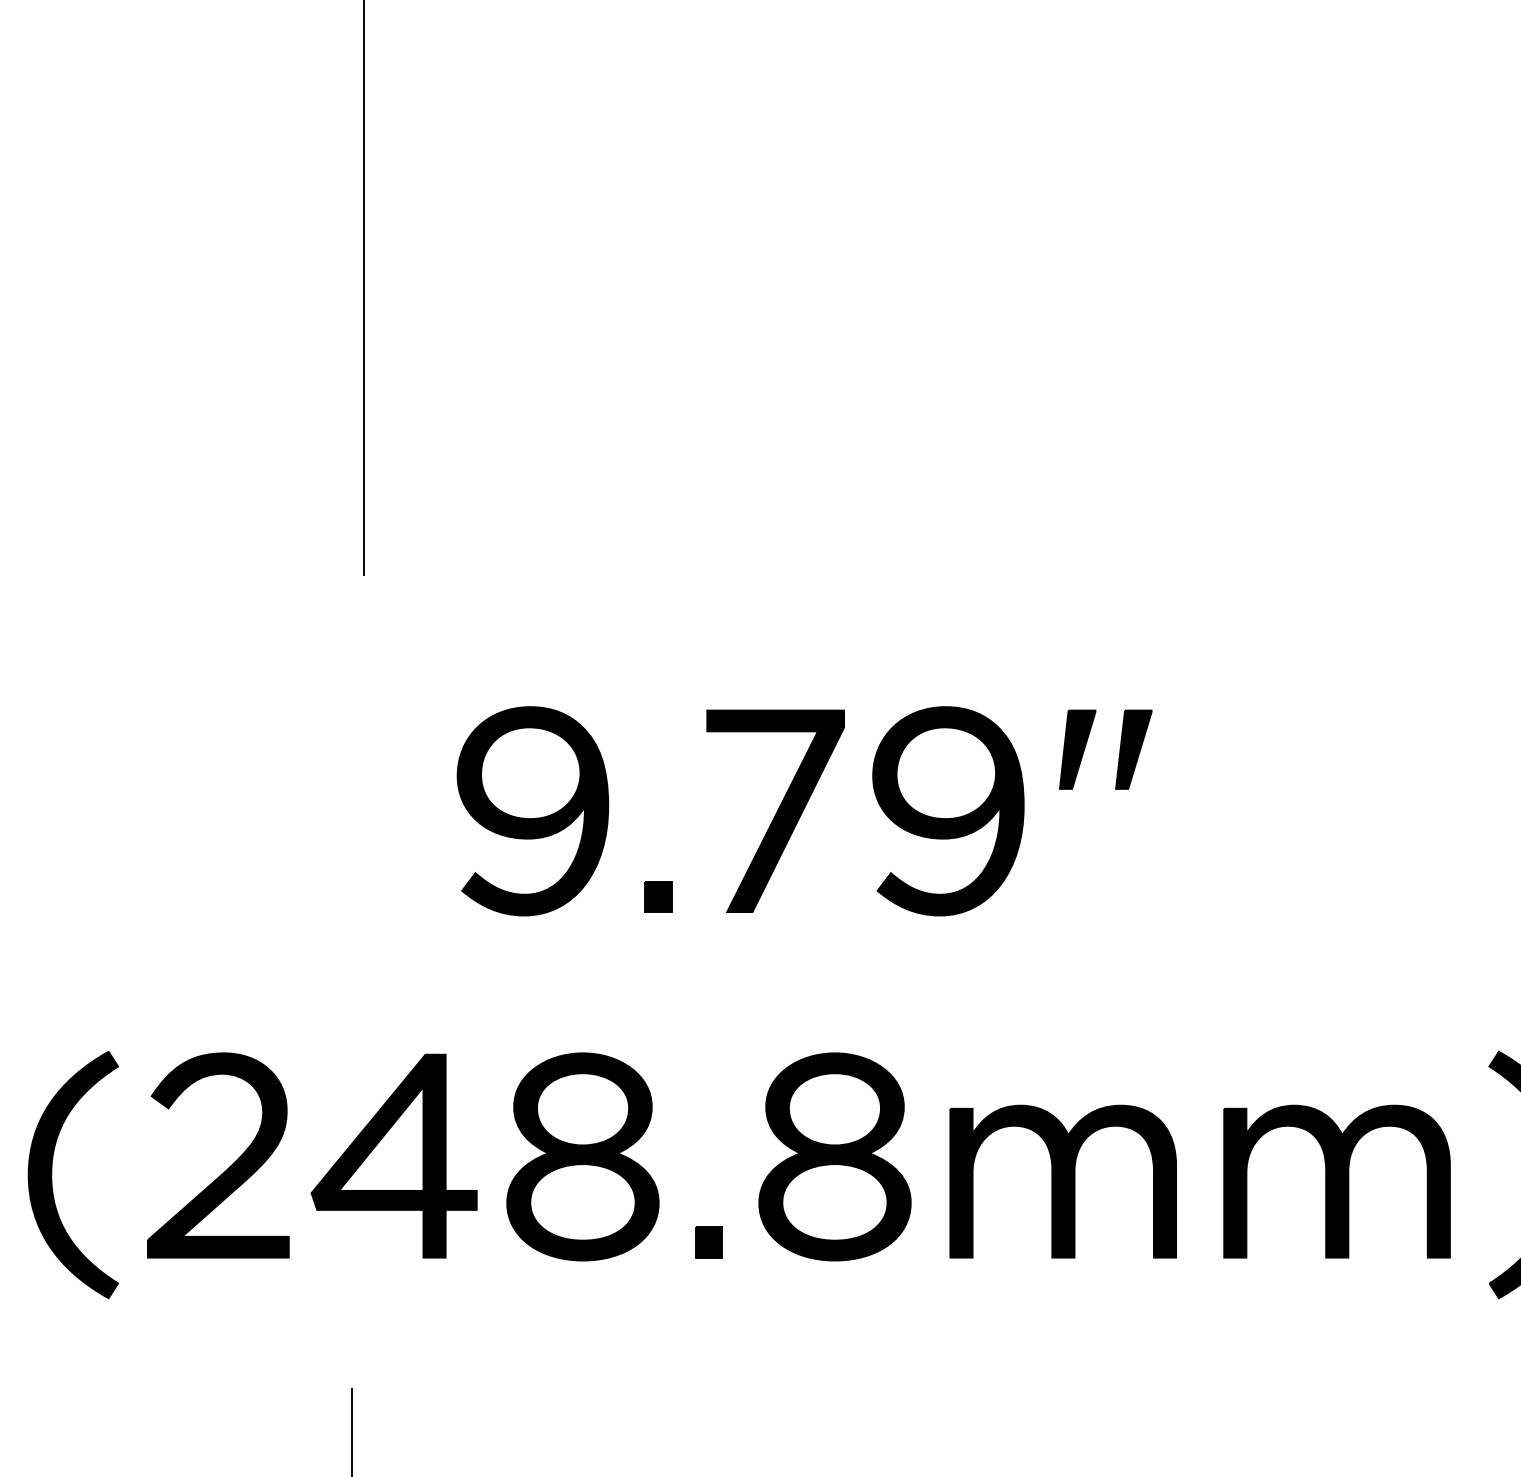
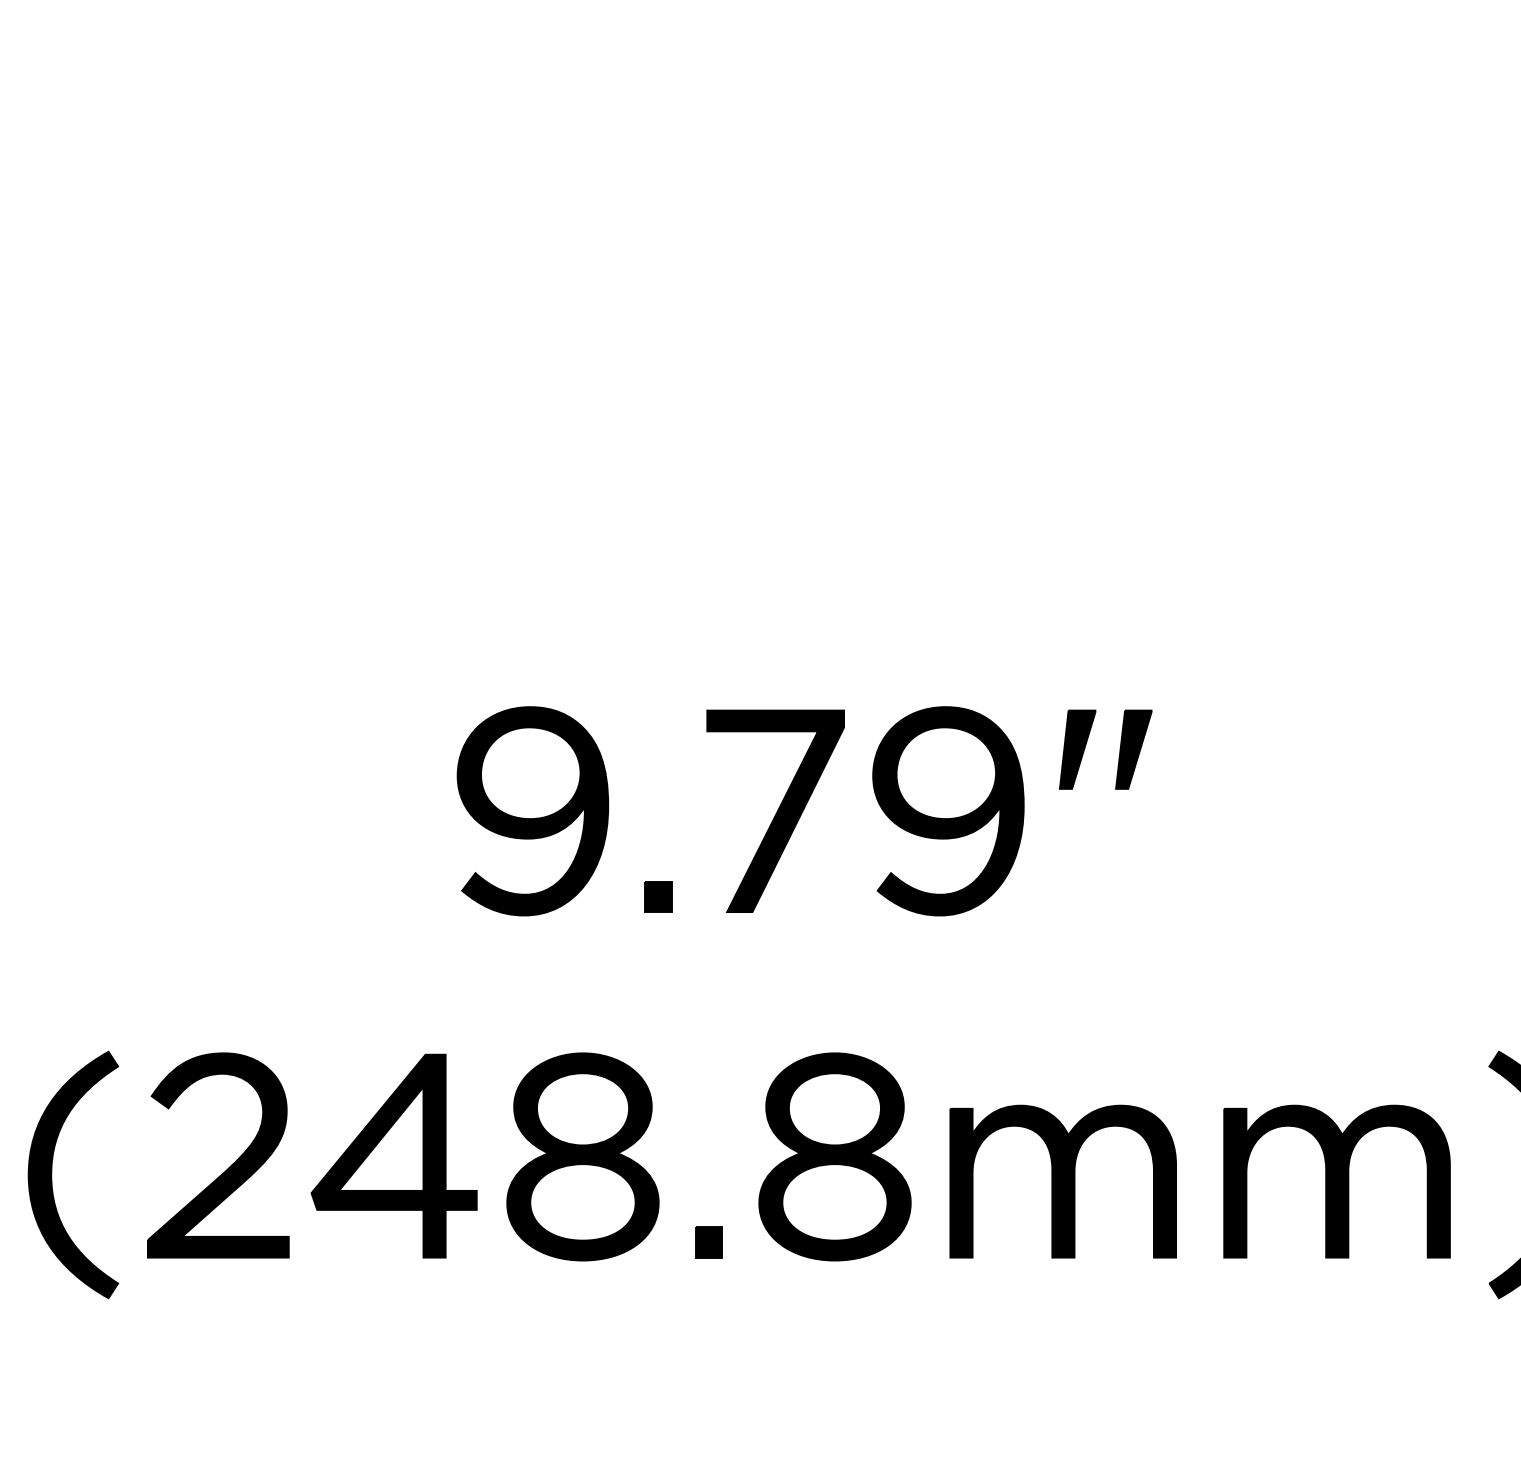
line: present -> none (364, 288)
line: present -> none (352, 1431)
